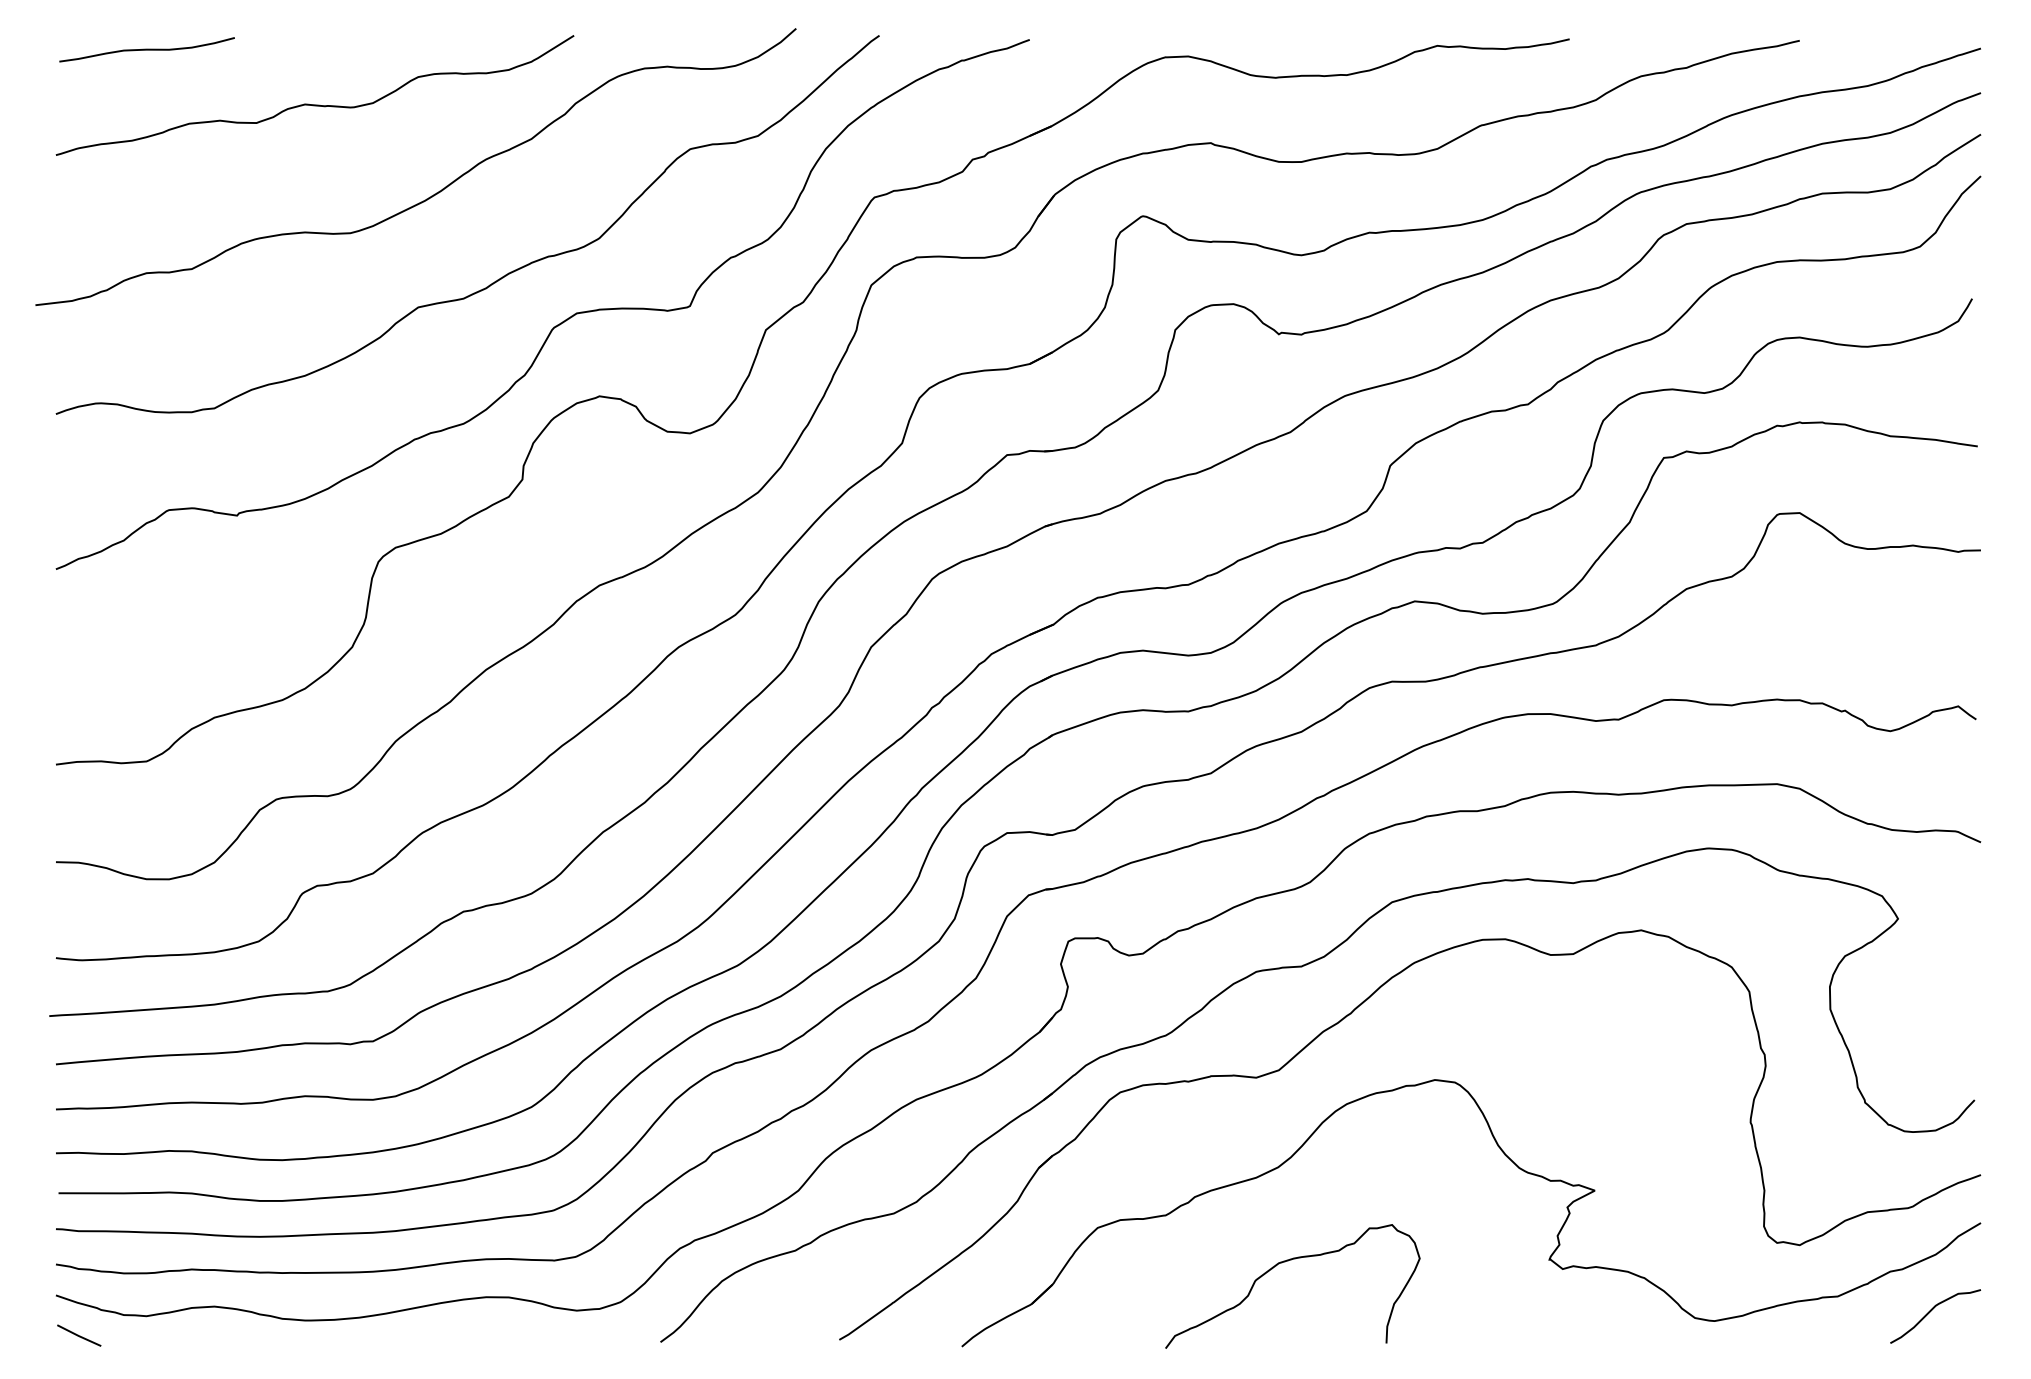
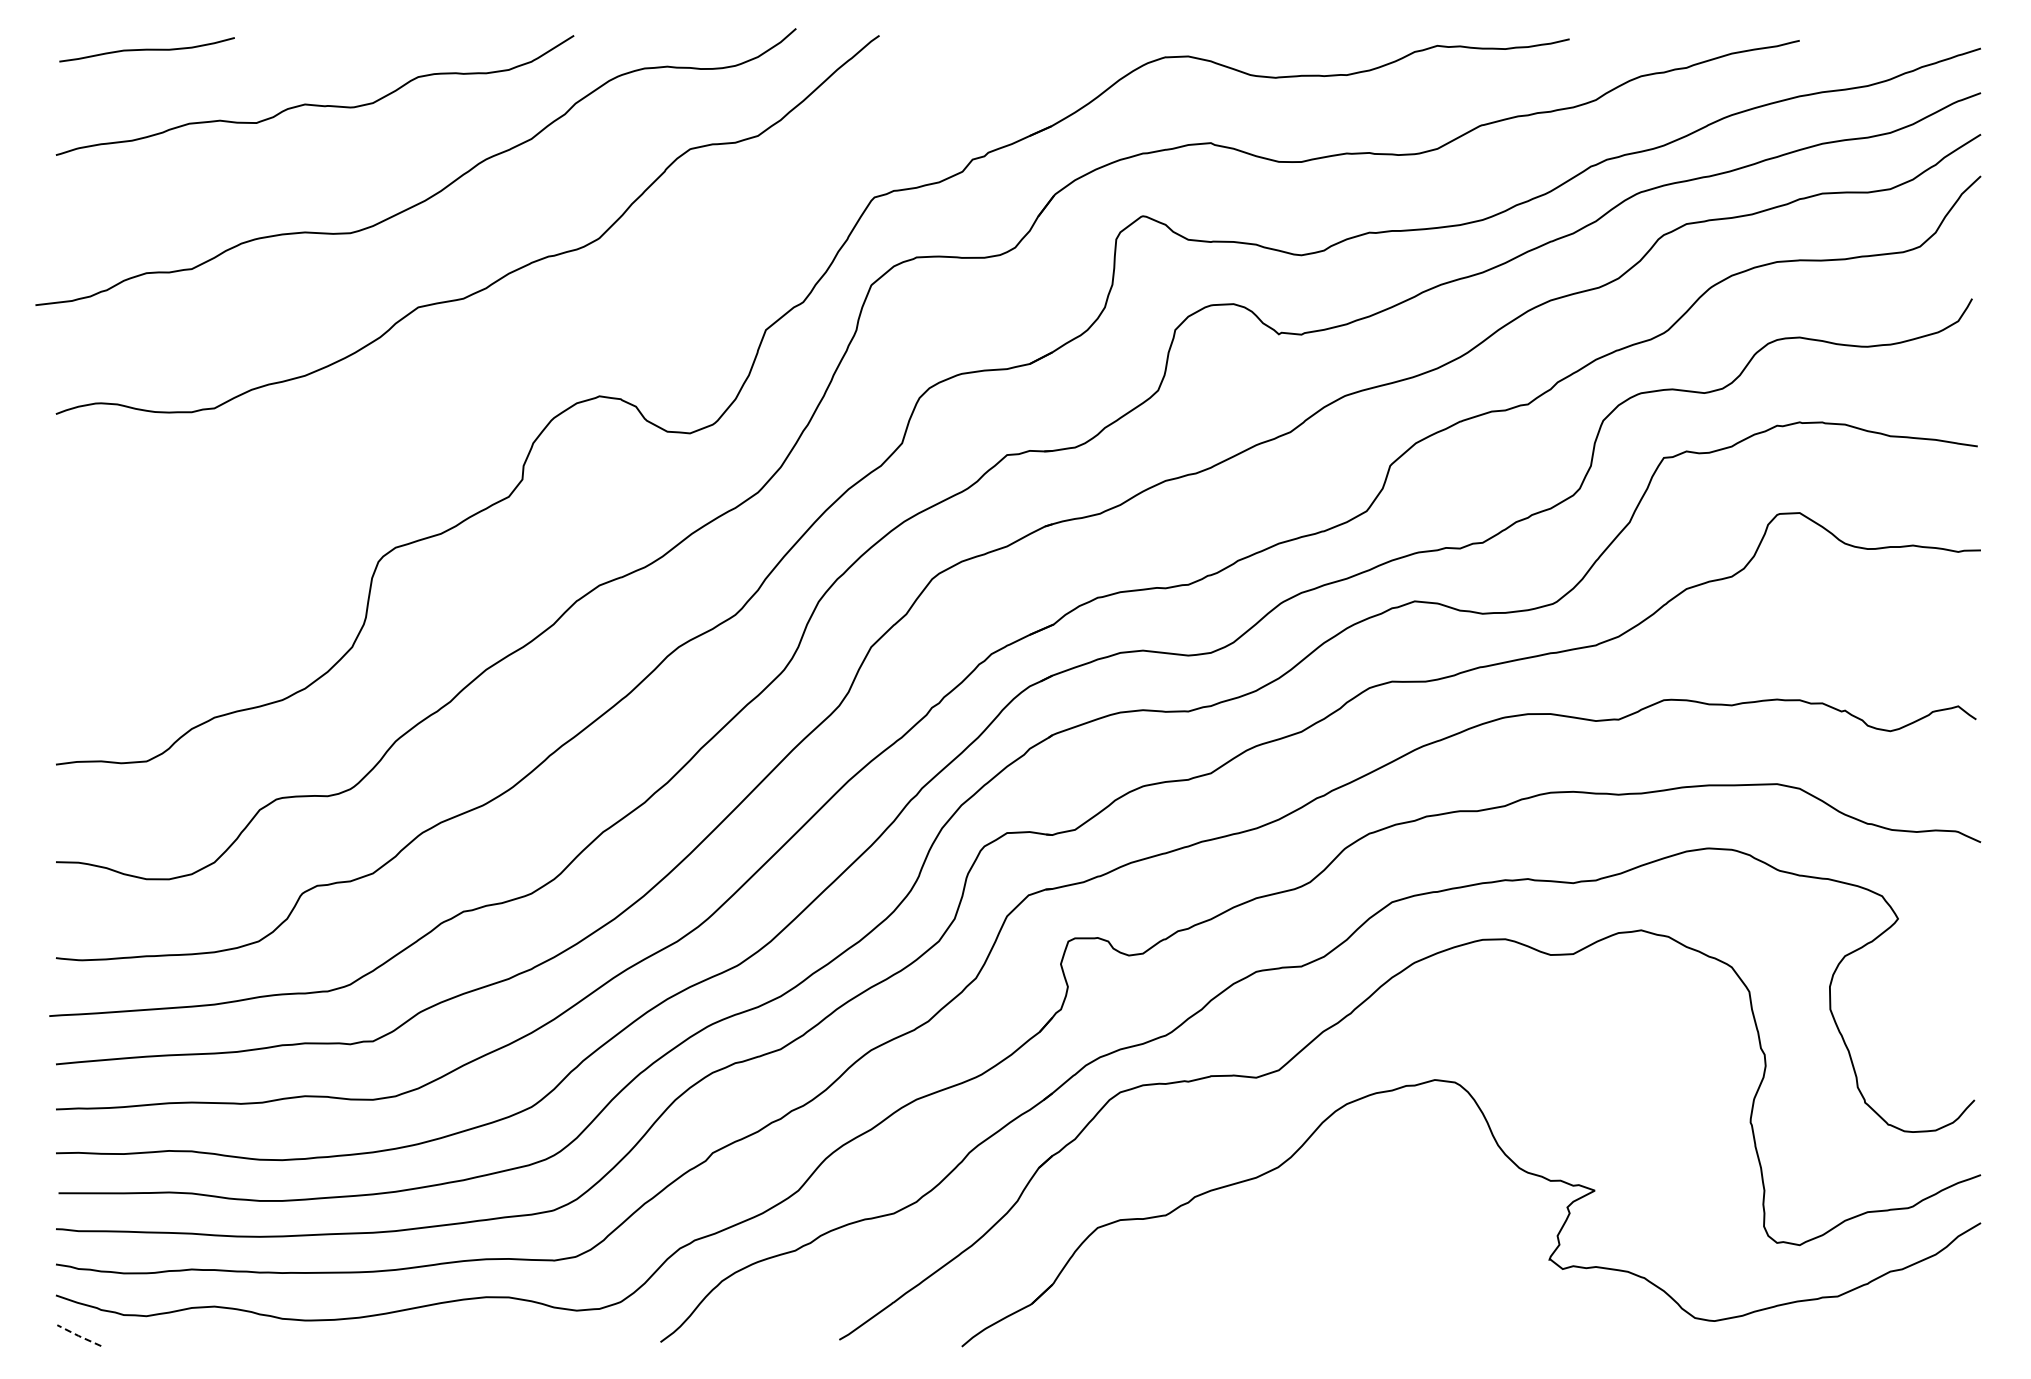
curve: present -> none (555, 325)
curve: present -> none (1285, 1262)
curve: present -> none (1931, 1311)
line: solid -> dashed (78, 1335)
